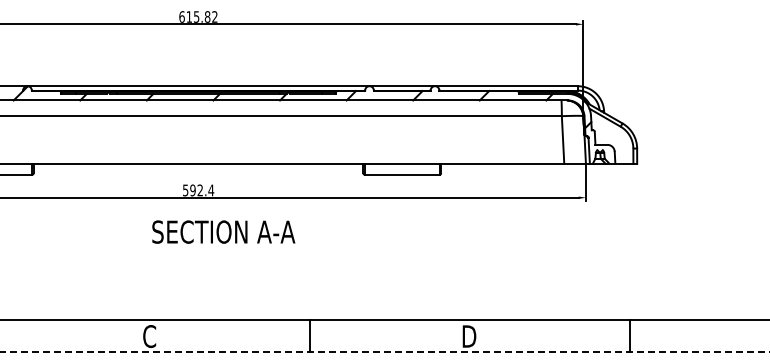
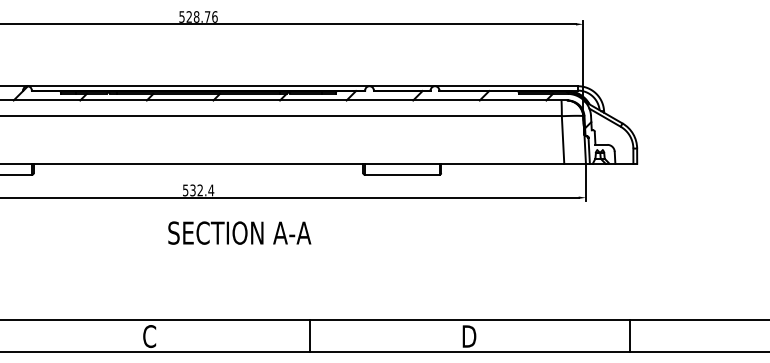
text: 615.82 -> 528.76 (198, 16)
text: 592.4 -> 532.4 (192, 190)
text position: (223, 231) -> (239, 232) (239, 232)
line: dashed -> solid (385, 351)
